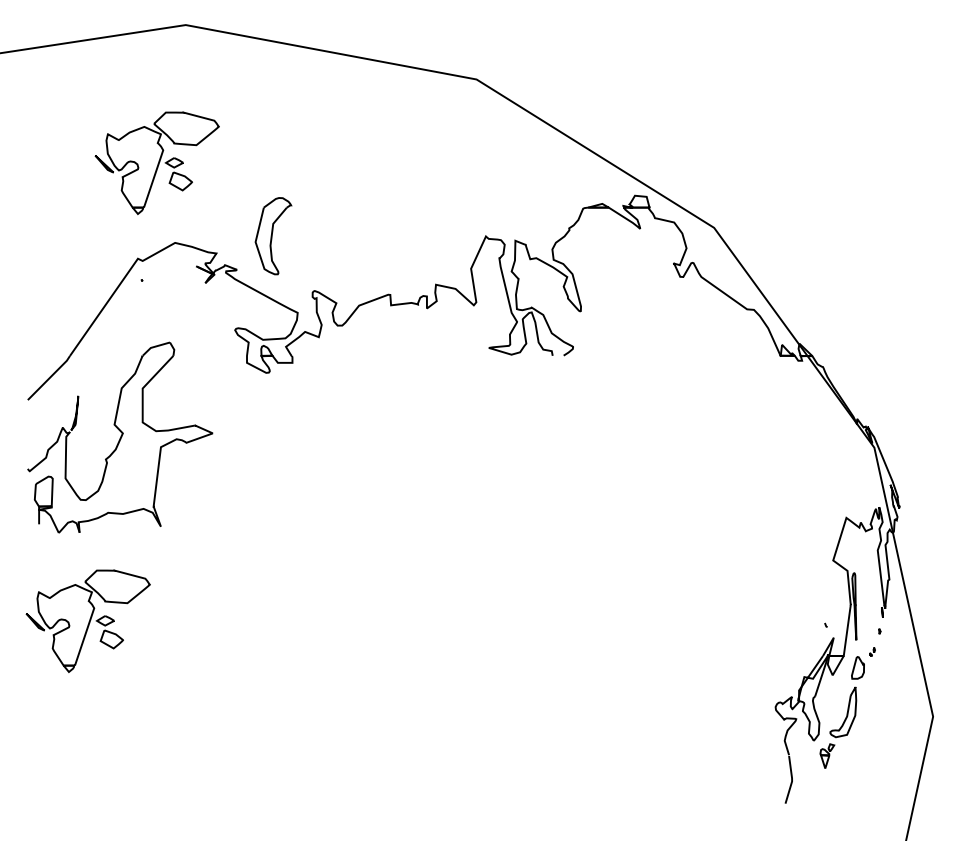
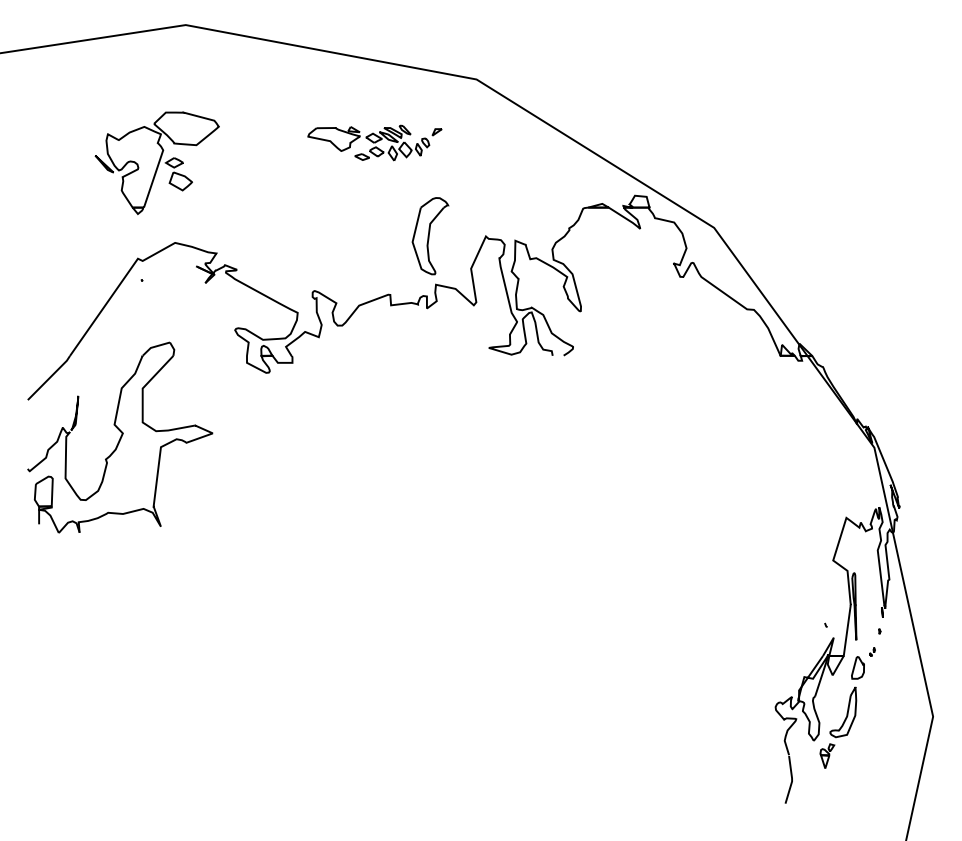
part: none -> present (374, 142)
part position: (273, 236) -> (430, 236) (430, 236)
part: present -> none (87, 620)
